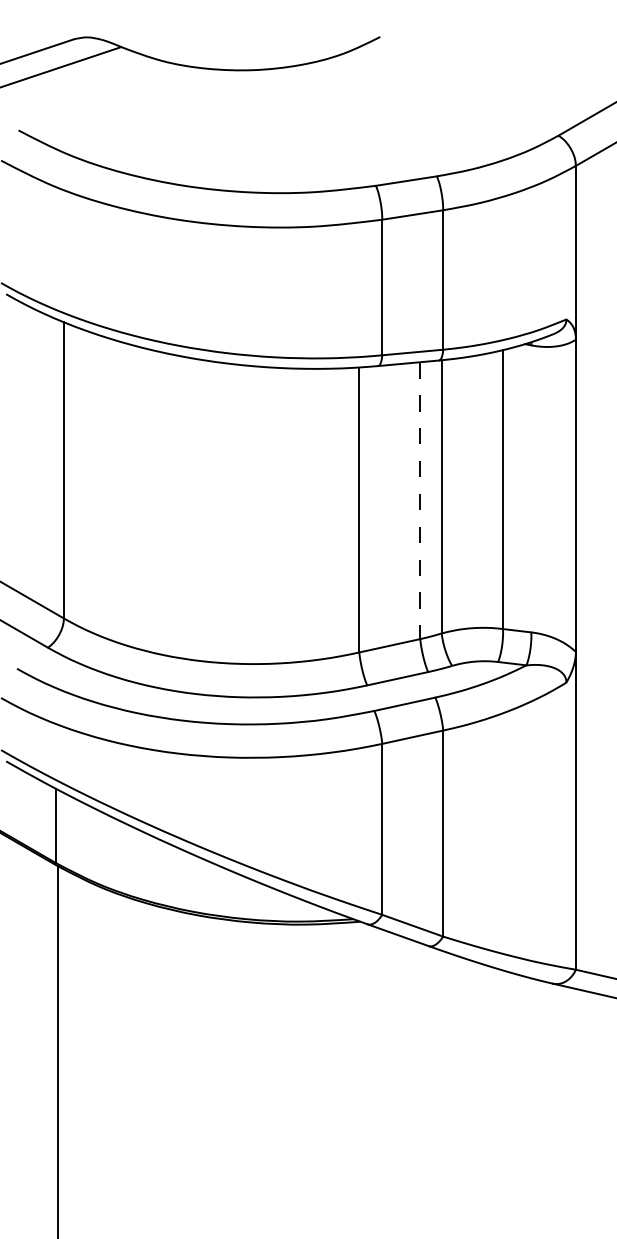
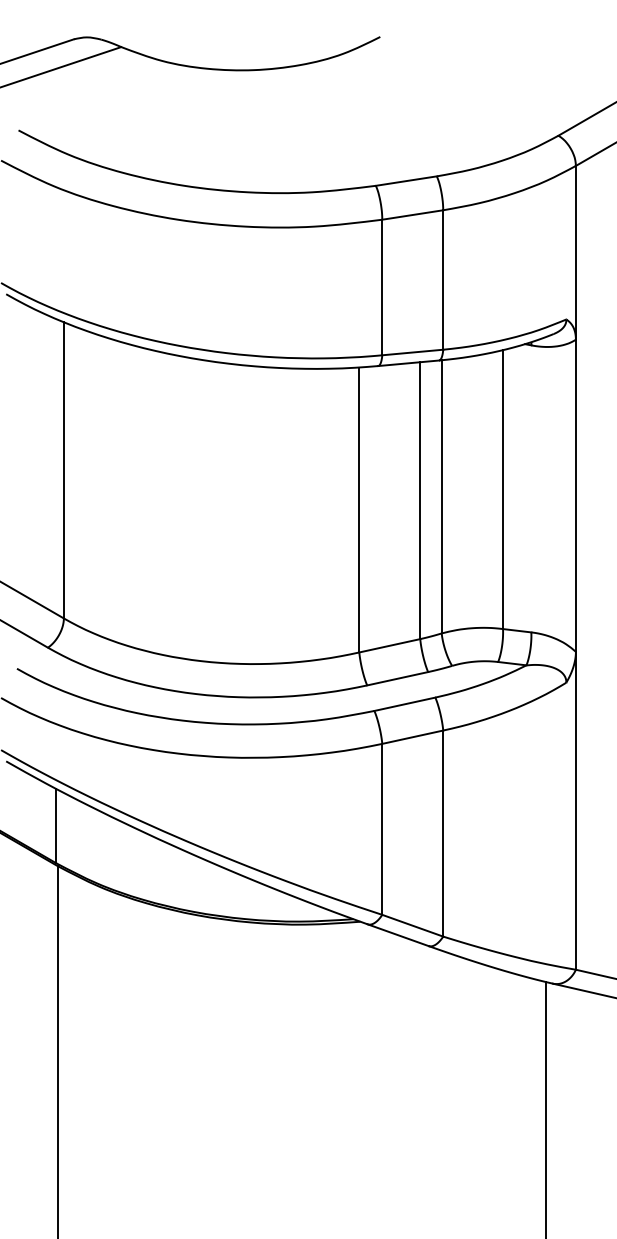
line: dashed -> solid (420, 501)
line: none -> present (546, 1108)
